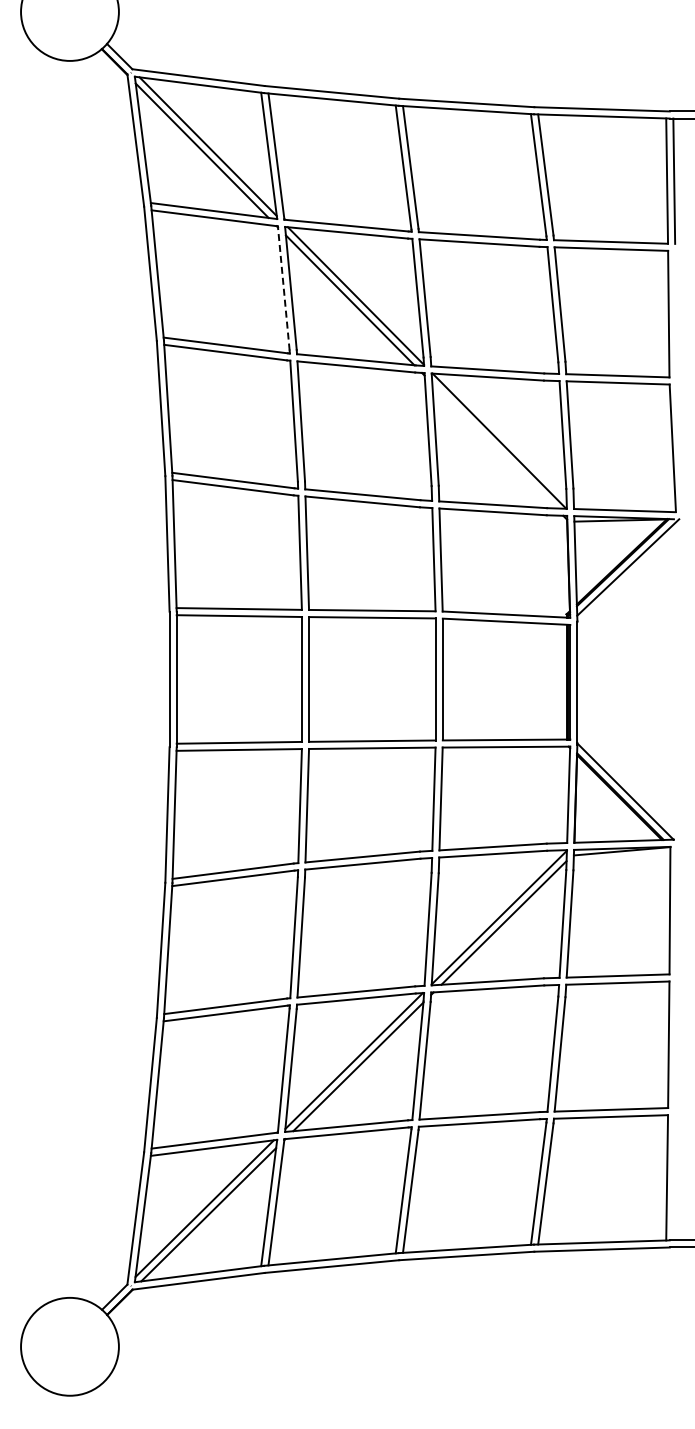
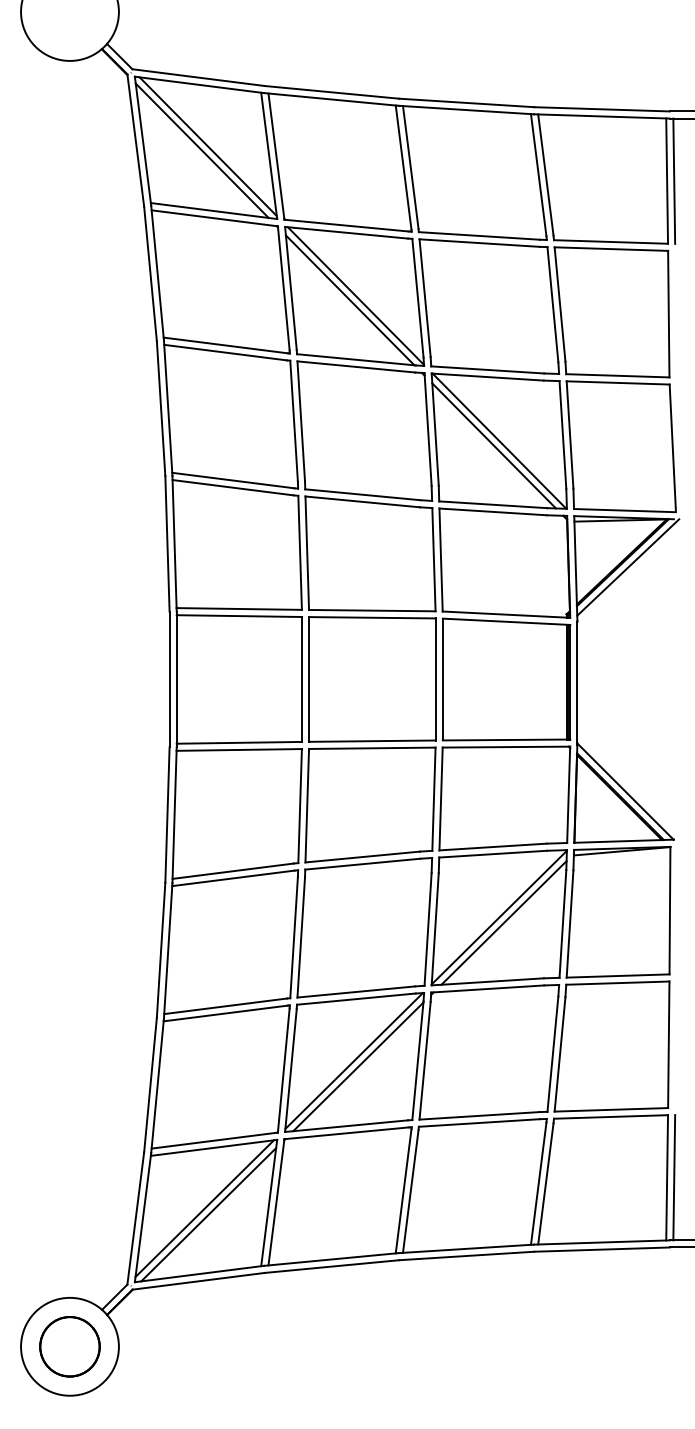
line: dashed -> solid (283, 287)
line: none -> present (494, 445)
line: none -> present (674, 1177)
circle: none -> present (69, 1346)
